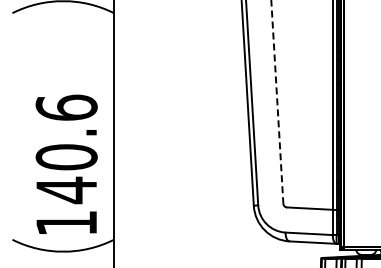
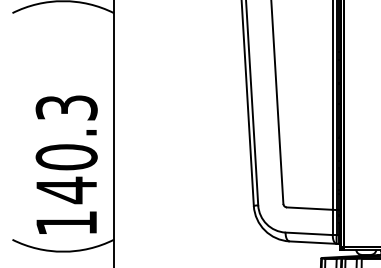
line: dashed -> solid (277, 102)
text: 140.6 -> 140.3 (66, 107)
